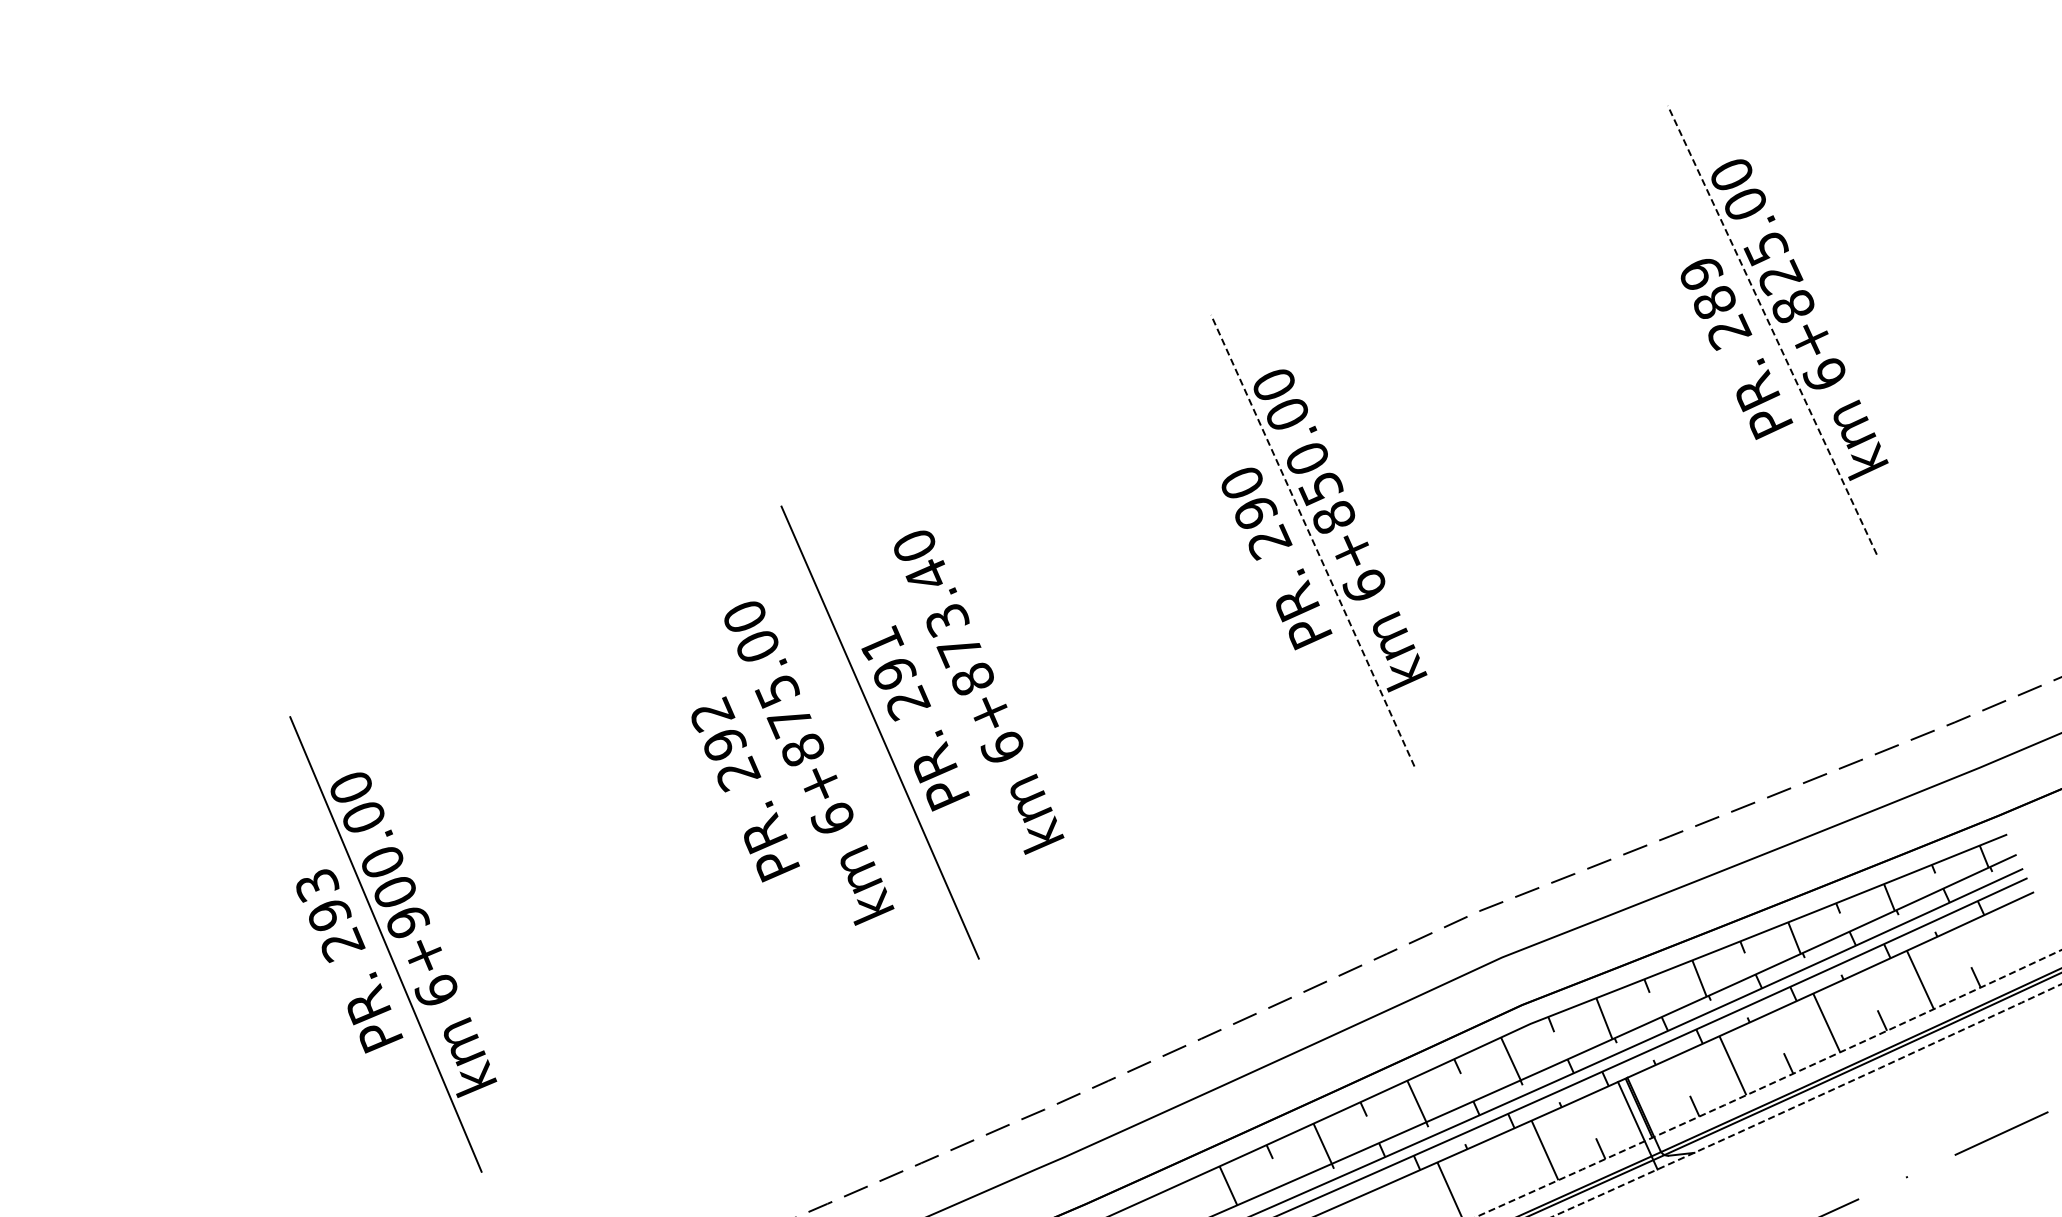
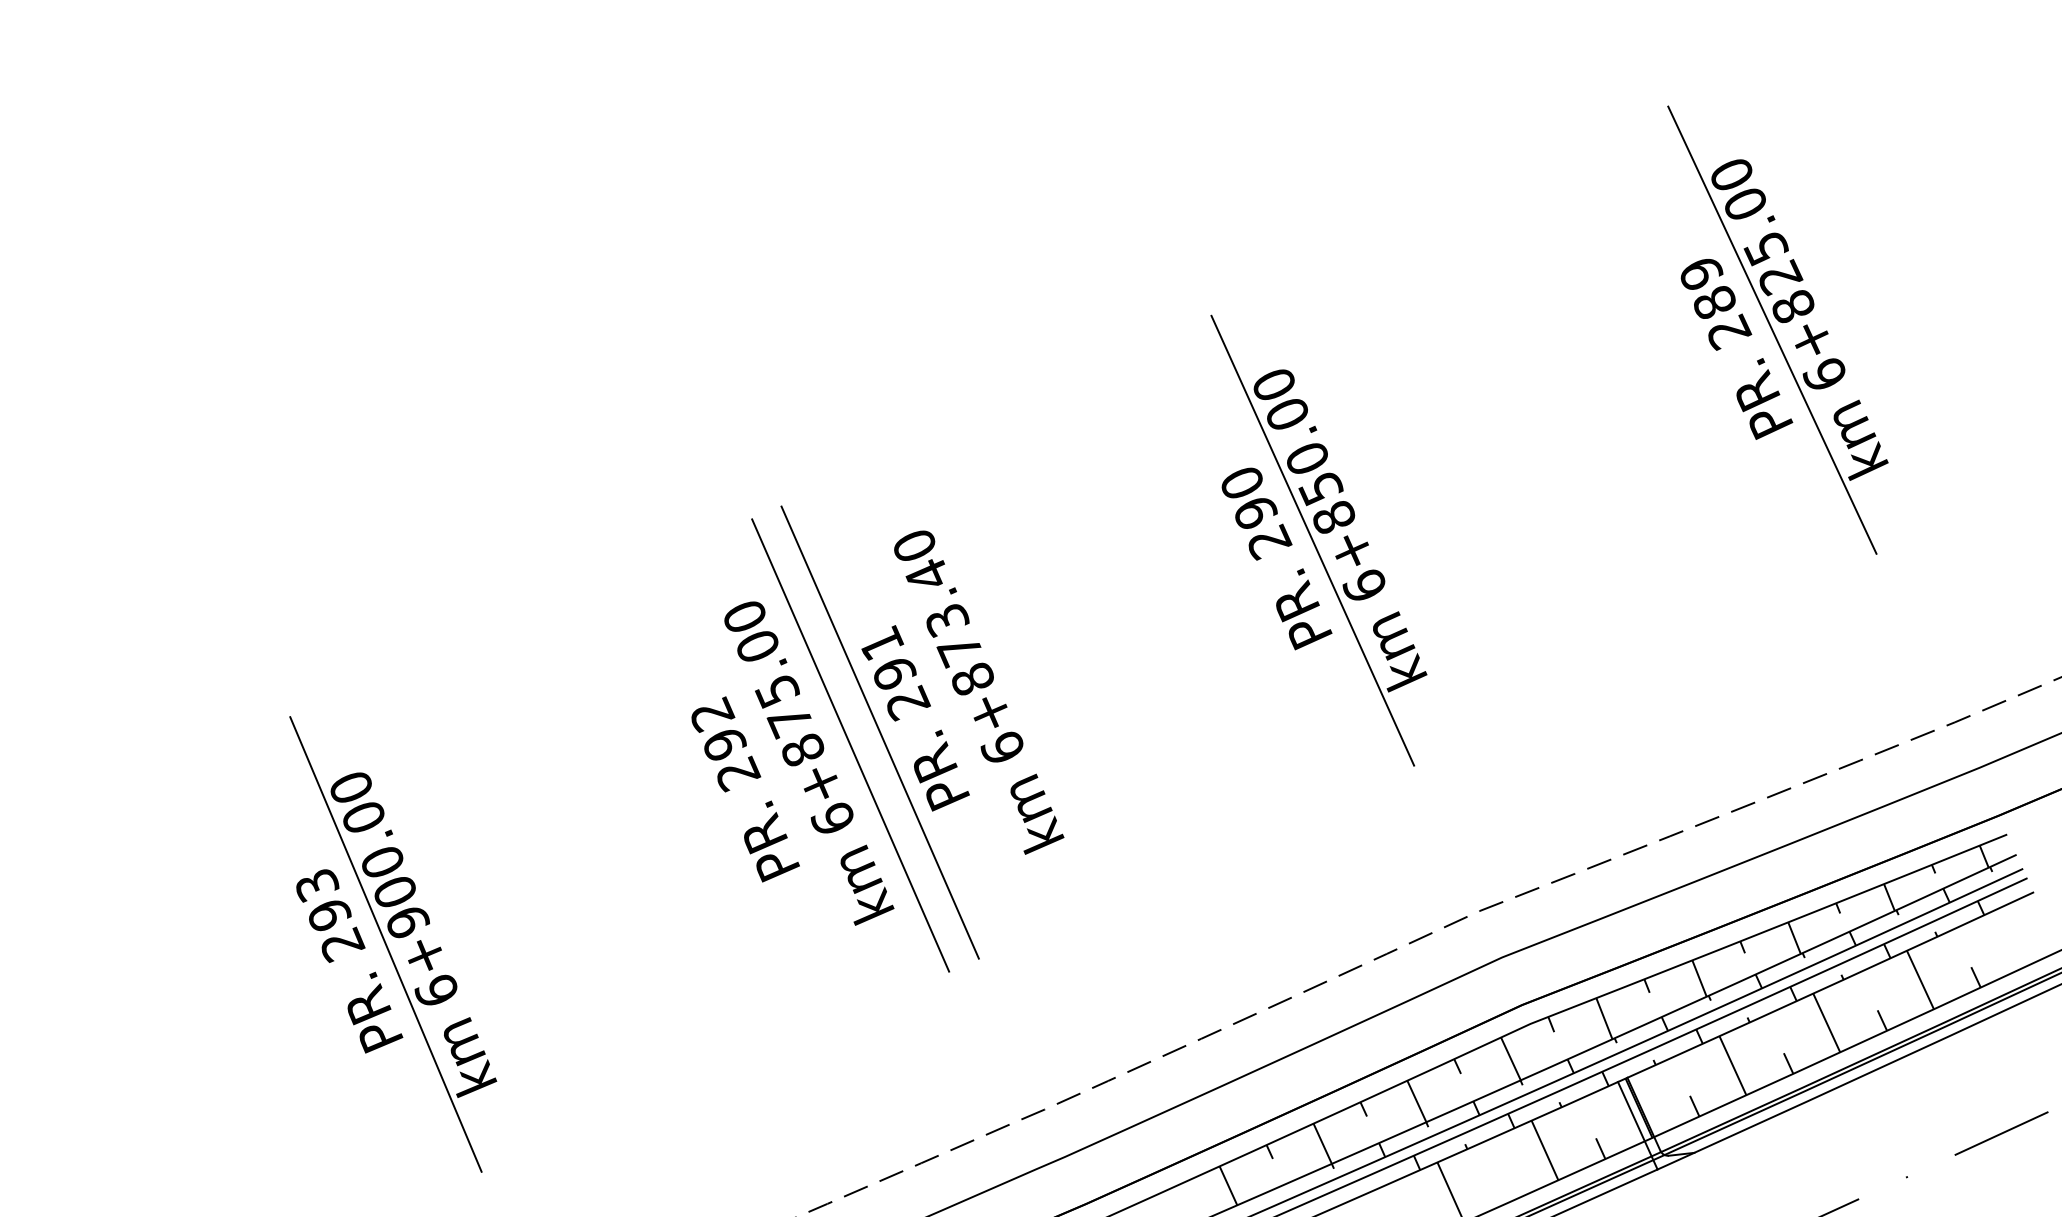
line: dashed -> solid (1772, 330)
line: dashed -> solid (1312, 540)
line: none -> present (850, 745)
line: dashed -> solid (1769, 1084)
arc: dashed -> solid (1807, 1101)
